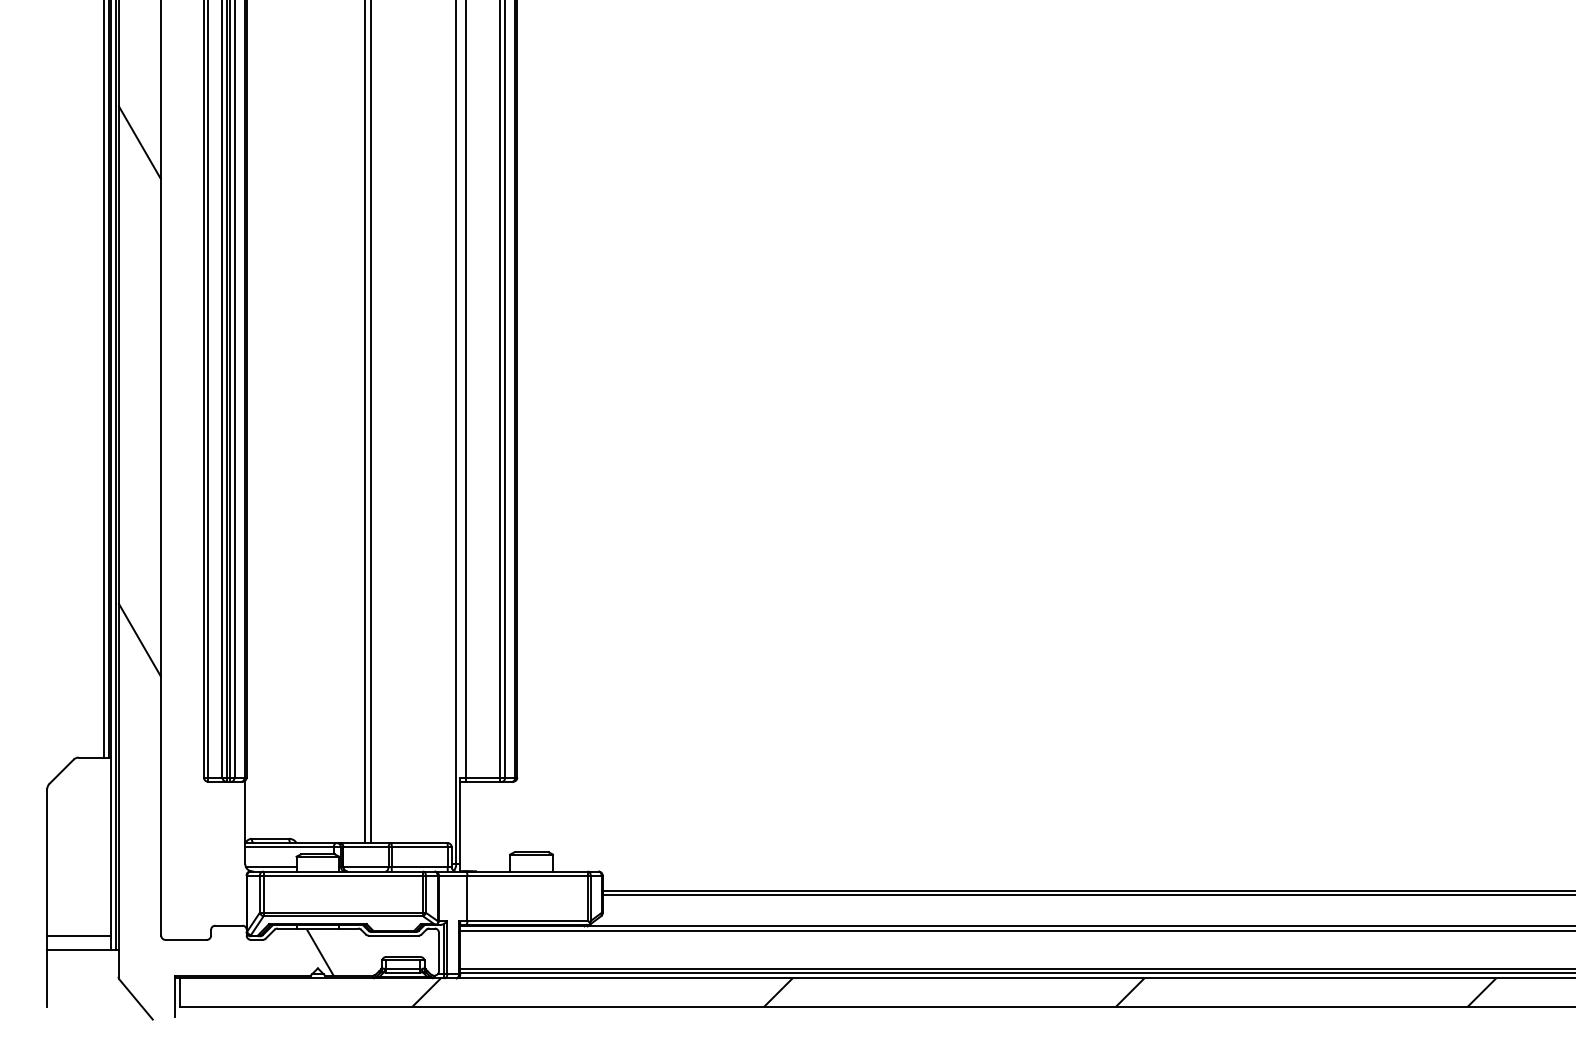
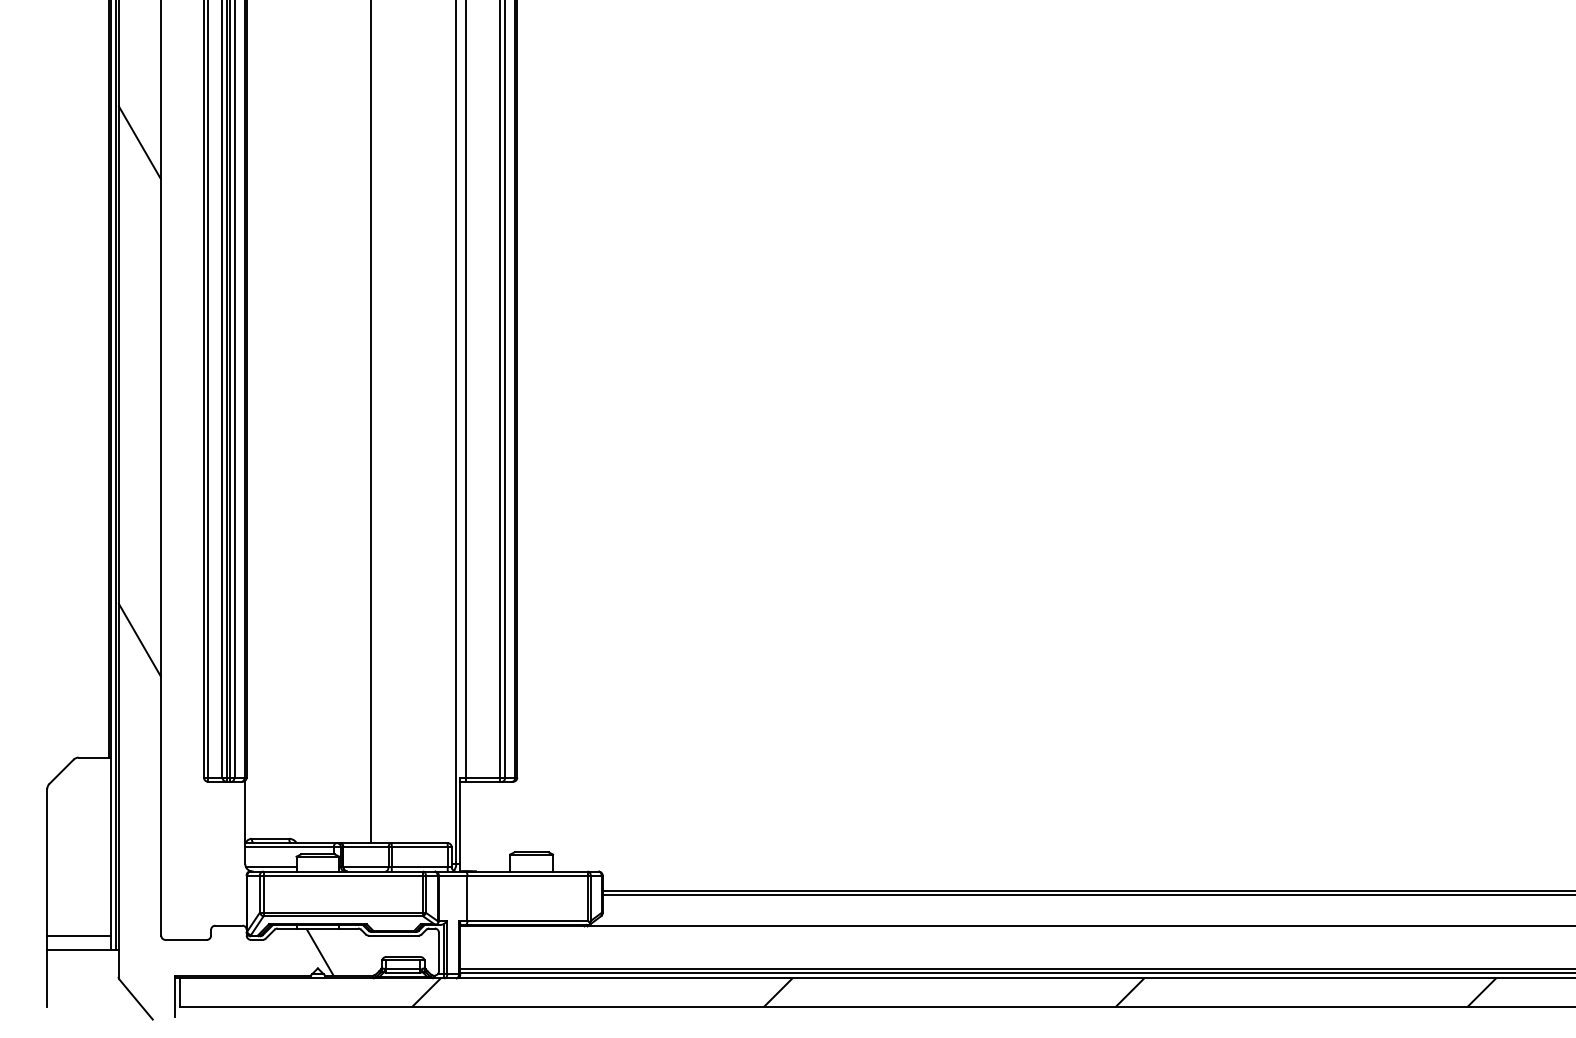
line: present -> none (104, 379)
line: present -> none (365, 422)
line: present -> none (1016, 930)
